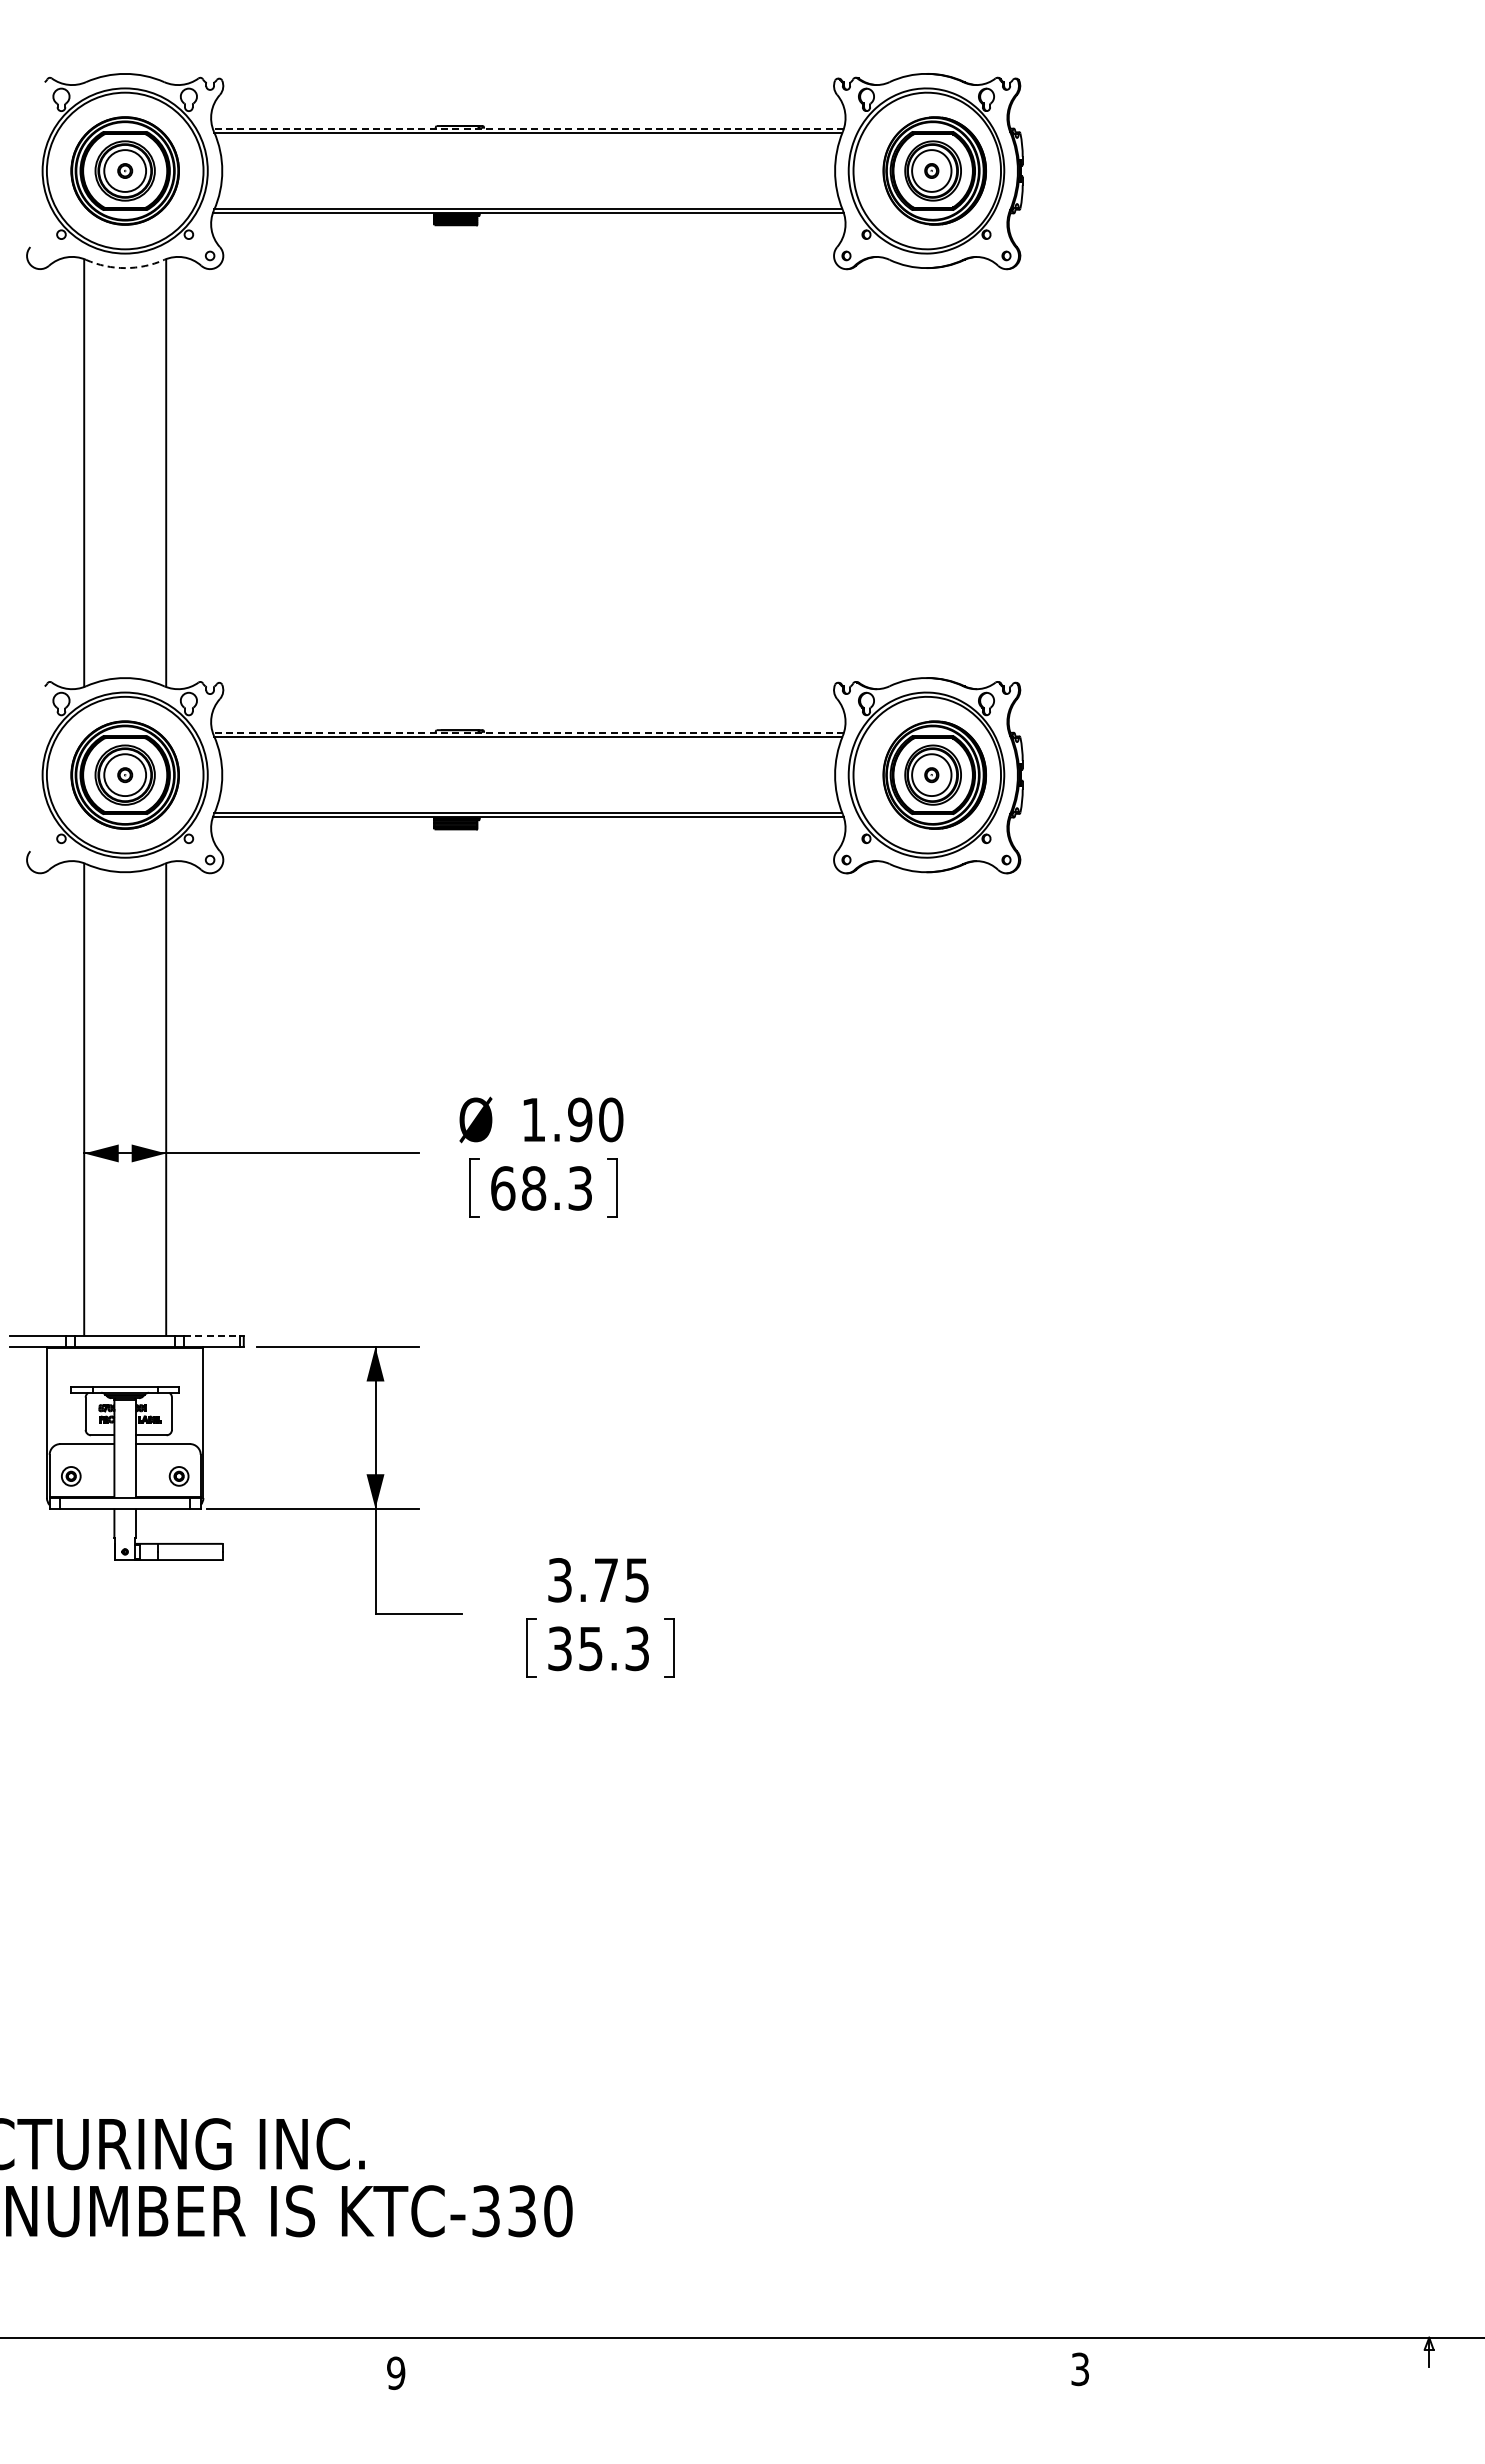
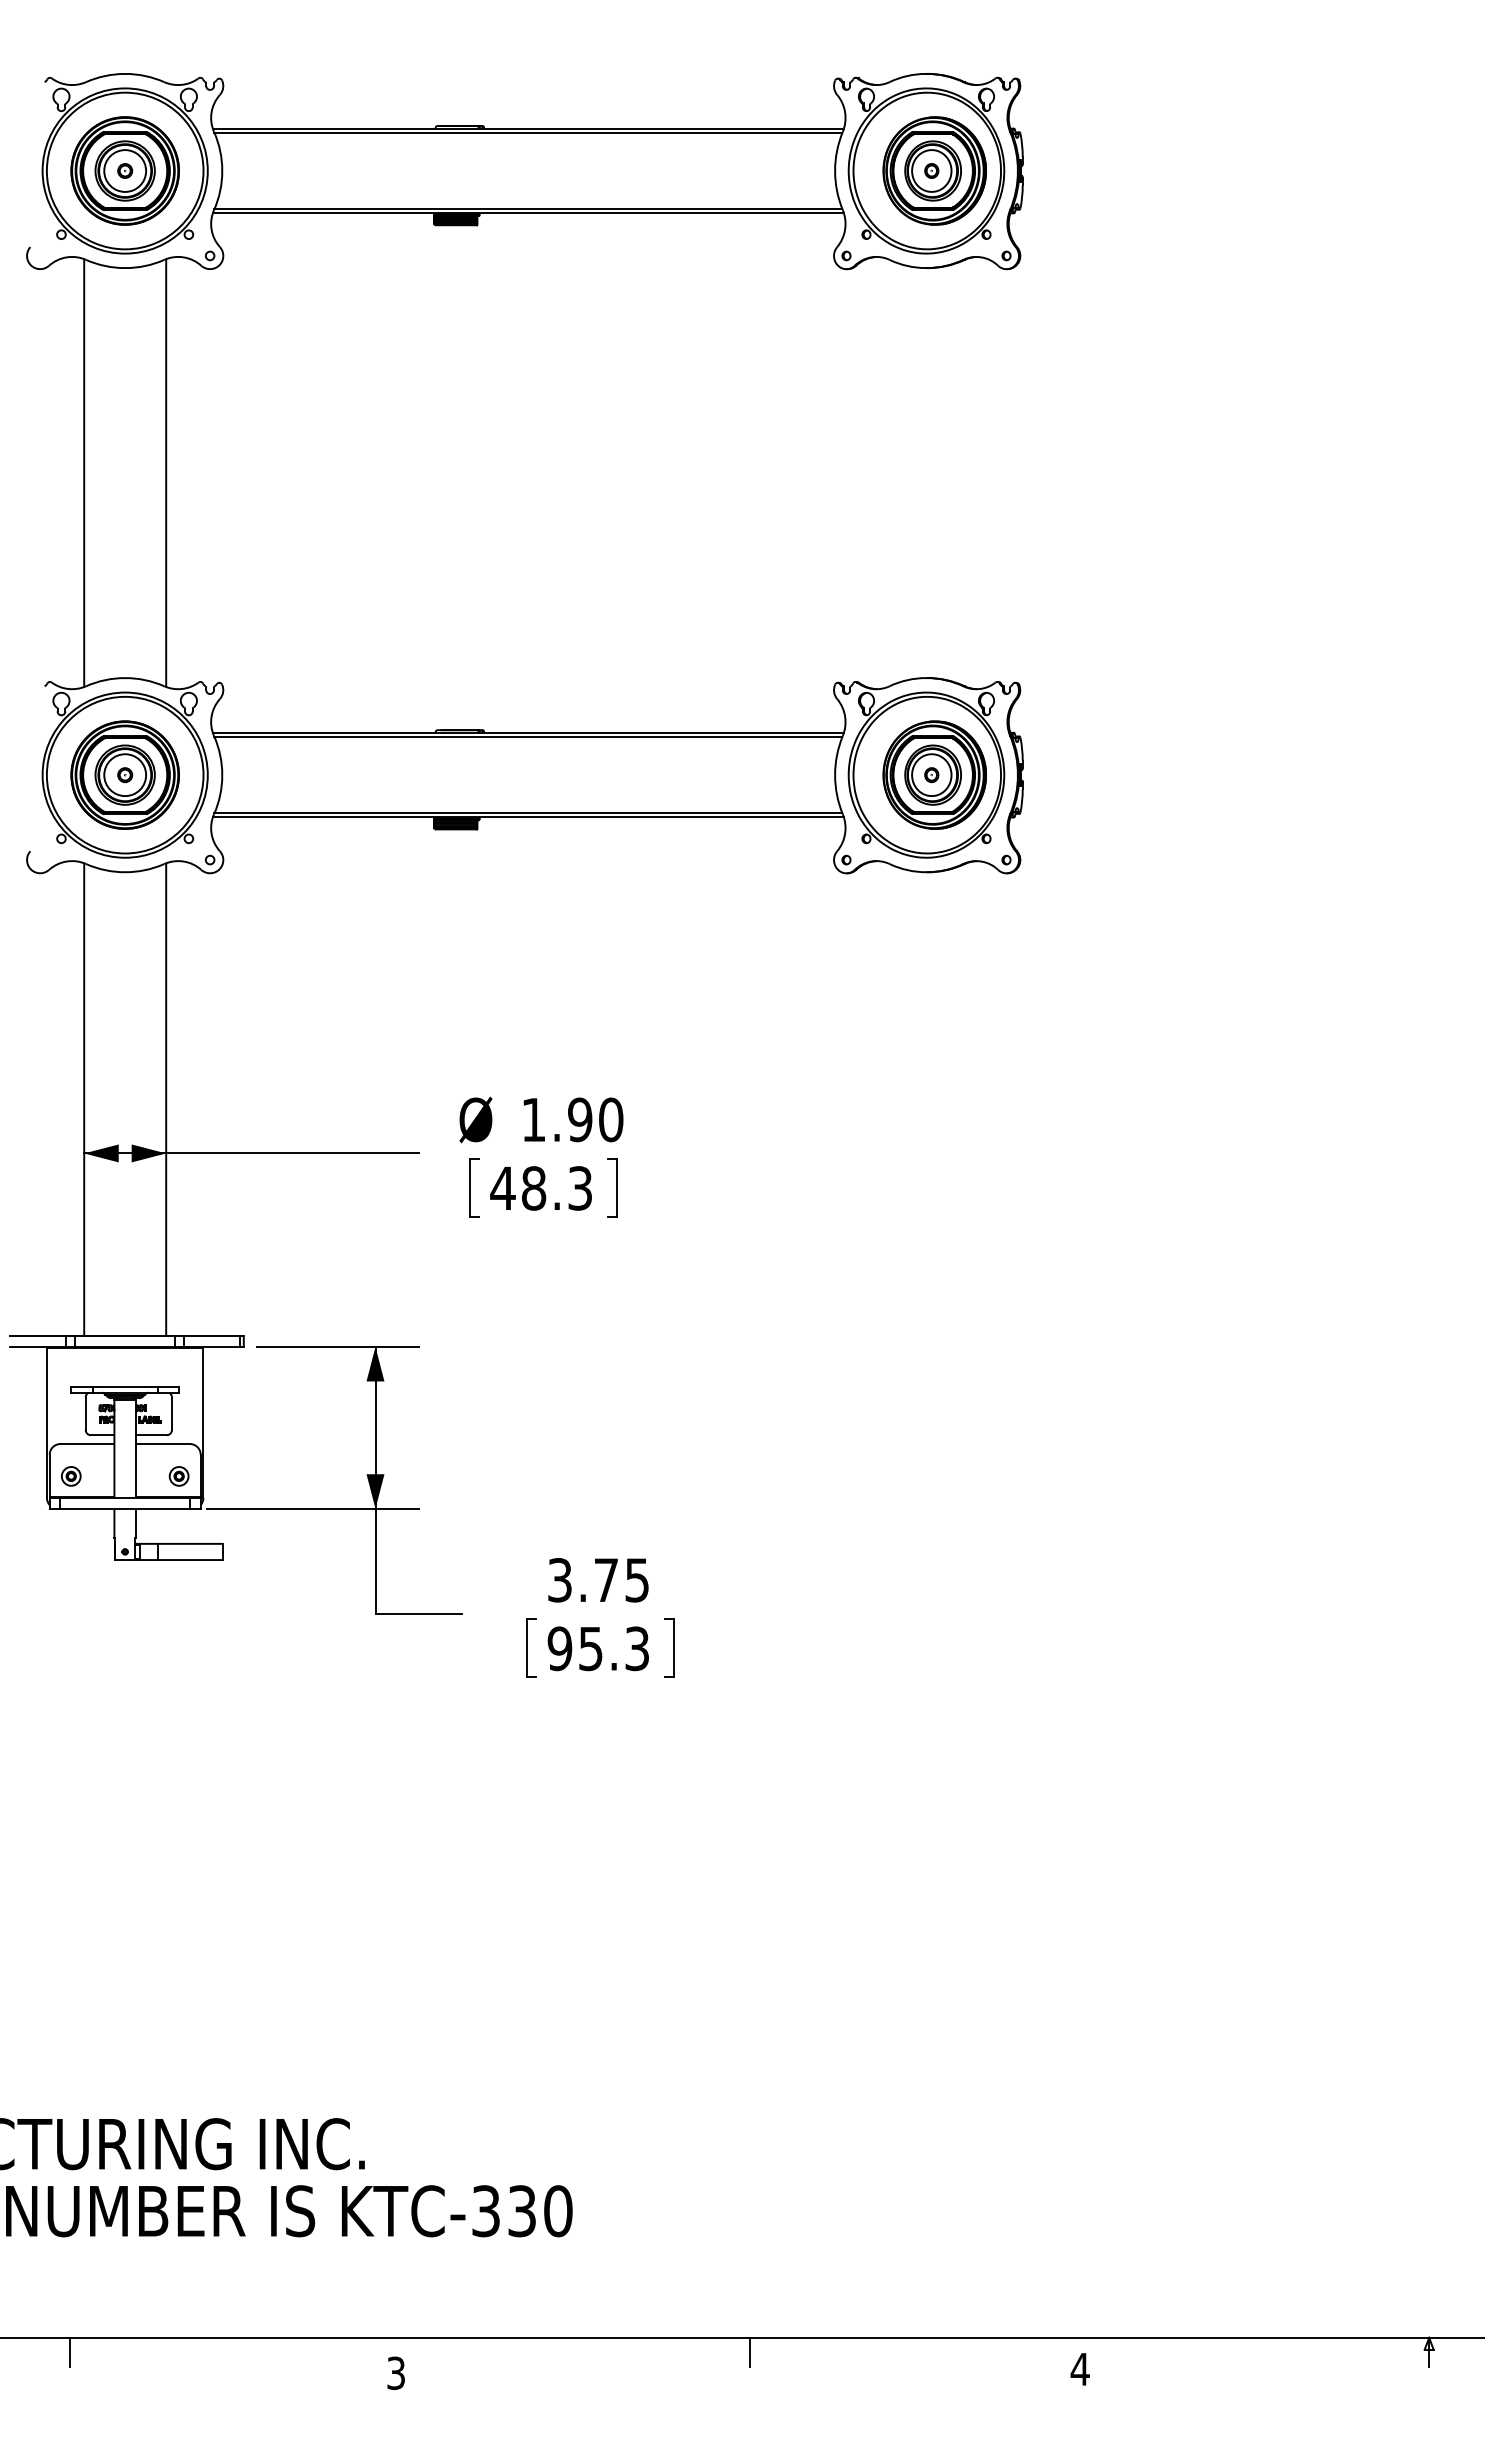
line: dashed -> solid (528, 128)
arc: dashed -> solid (125, 268)
line: dashed -> solid (528, 732)
text: 68.3 -> 48.3 (502, 1188)
line: dashed -> solid (212, 1336)
text: 35.3 -> 95.3 (559, 1648)
line: none -> present (69, 2352)
line: none -> present (749, 2352)
text: 3 -> 4 (1079, 2369)
text: 9 -> 3 (396, 2372)
